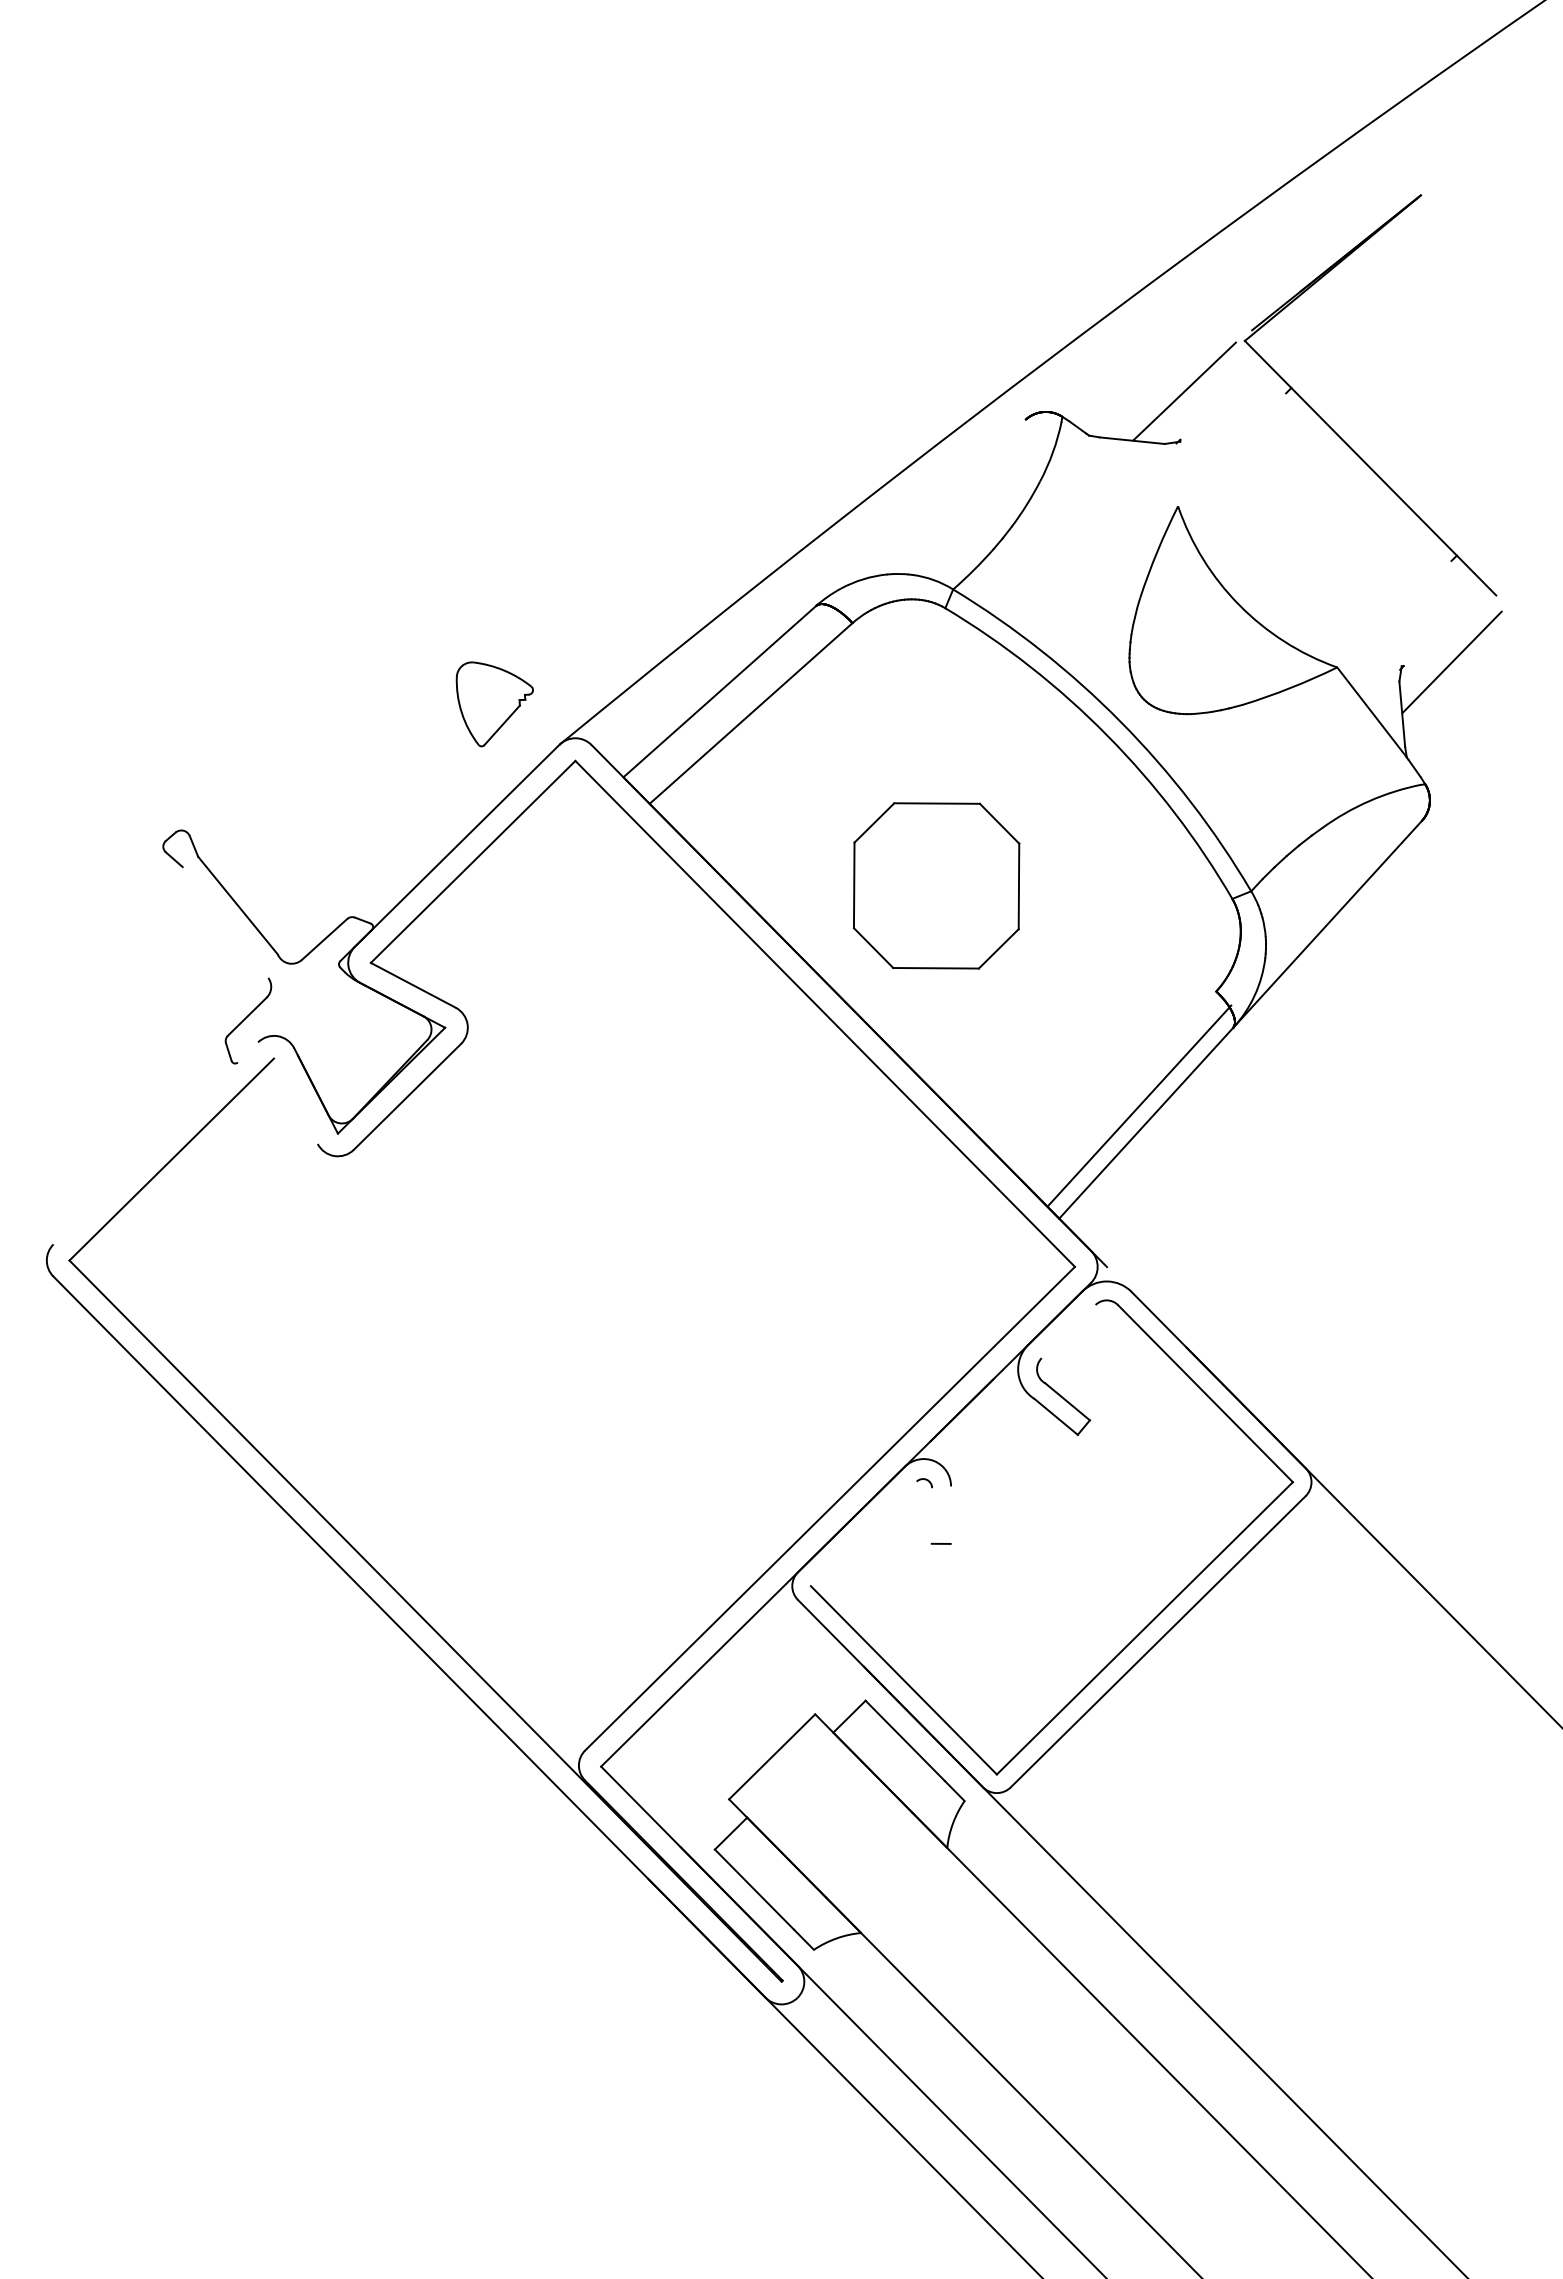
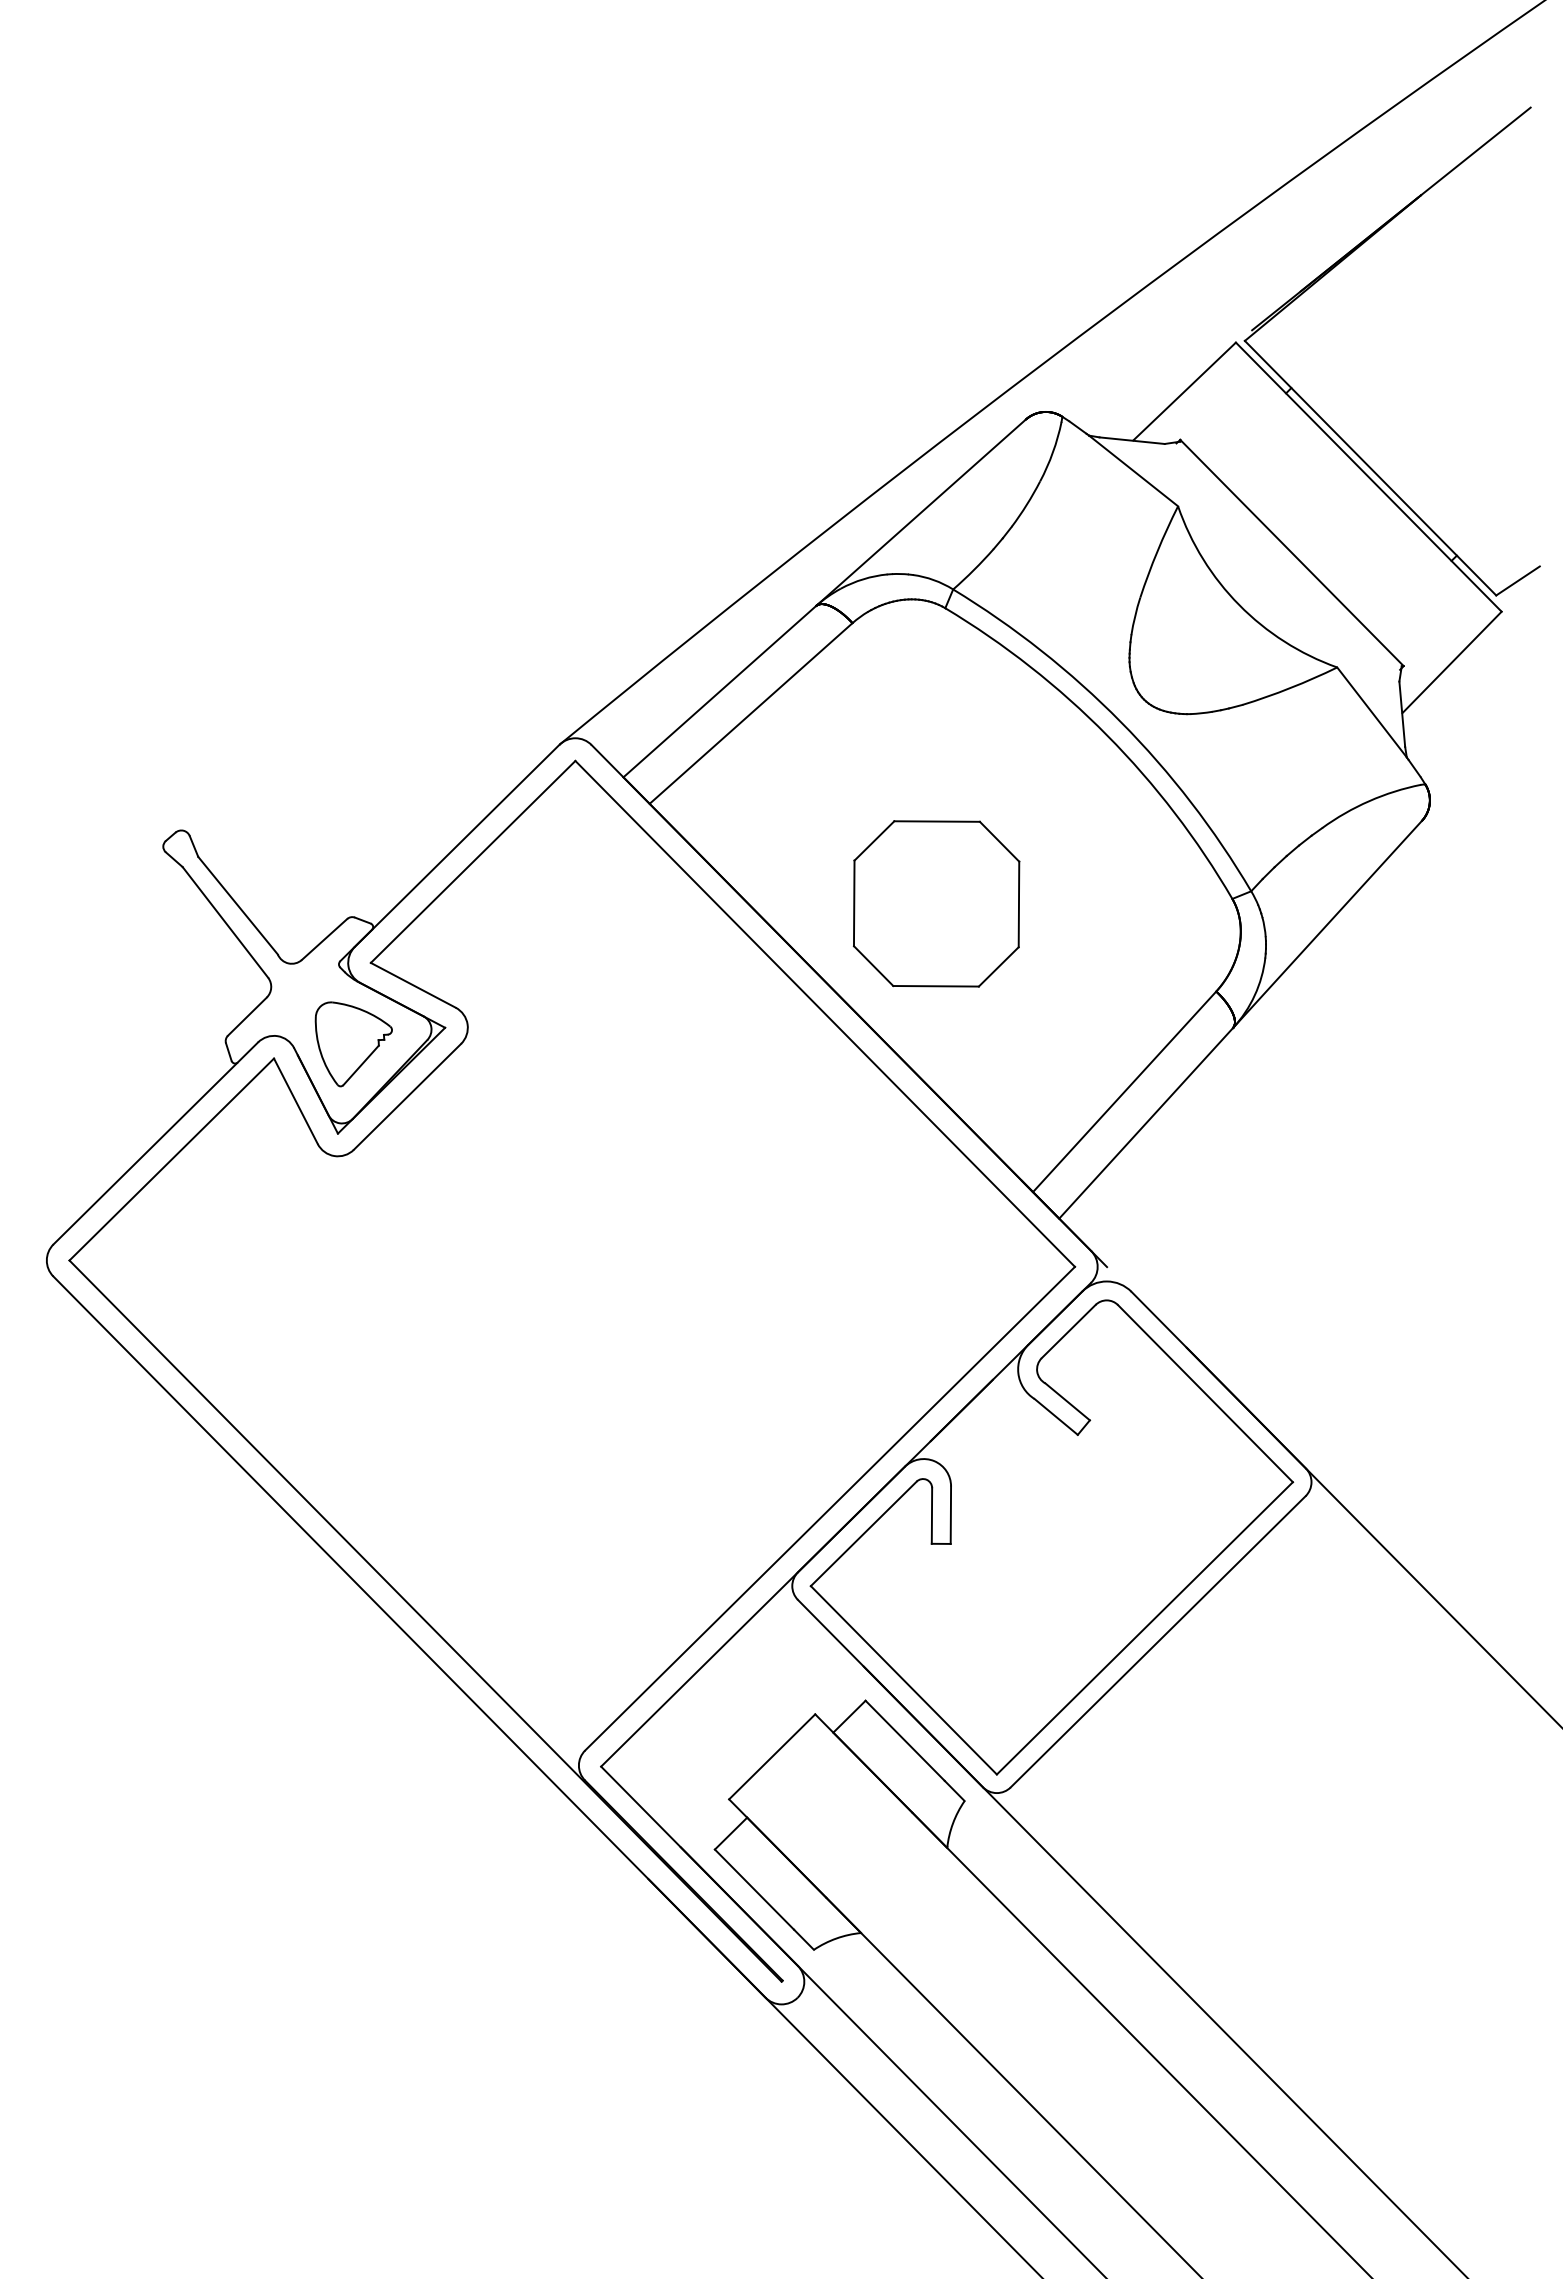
line: none -> present (1475, 151)
line: none -> present (1133, 470)
line: none -> present (1368, 476)
line: none -> present (920, 512)
line: none -> present (1291, 552)
line: none -> present (1517, 580)
part position: (494, 704) -> (353, 1044) (353, 1044)
part position: (936, 885) -> (936, 903) (936, 903)
line: none -> present (225, 922)
line: none -> present (295, 1100)
line position: (1139, 1105) -> (1124, 1091) (1124, 1091)
line: none -> present (155, 1143)
line: none -> present (1068, 1331)
line: none -> present (950, 1514)
line: none -> present (931, 1515)
line: none -> present (863, 1533)
